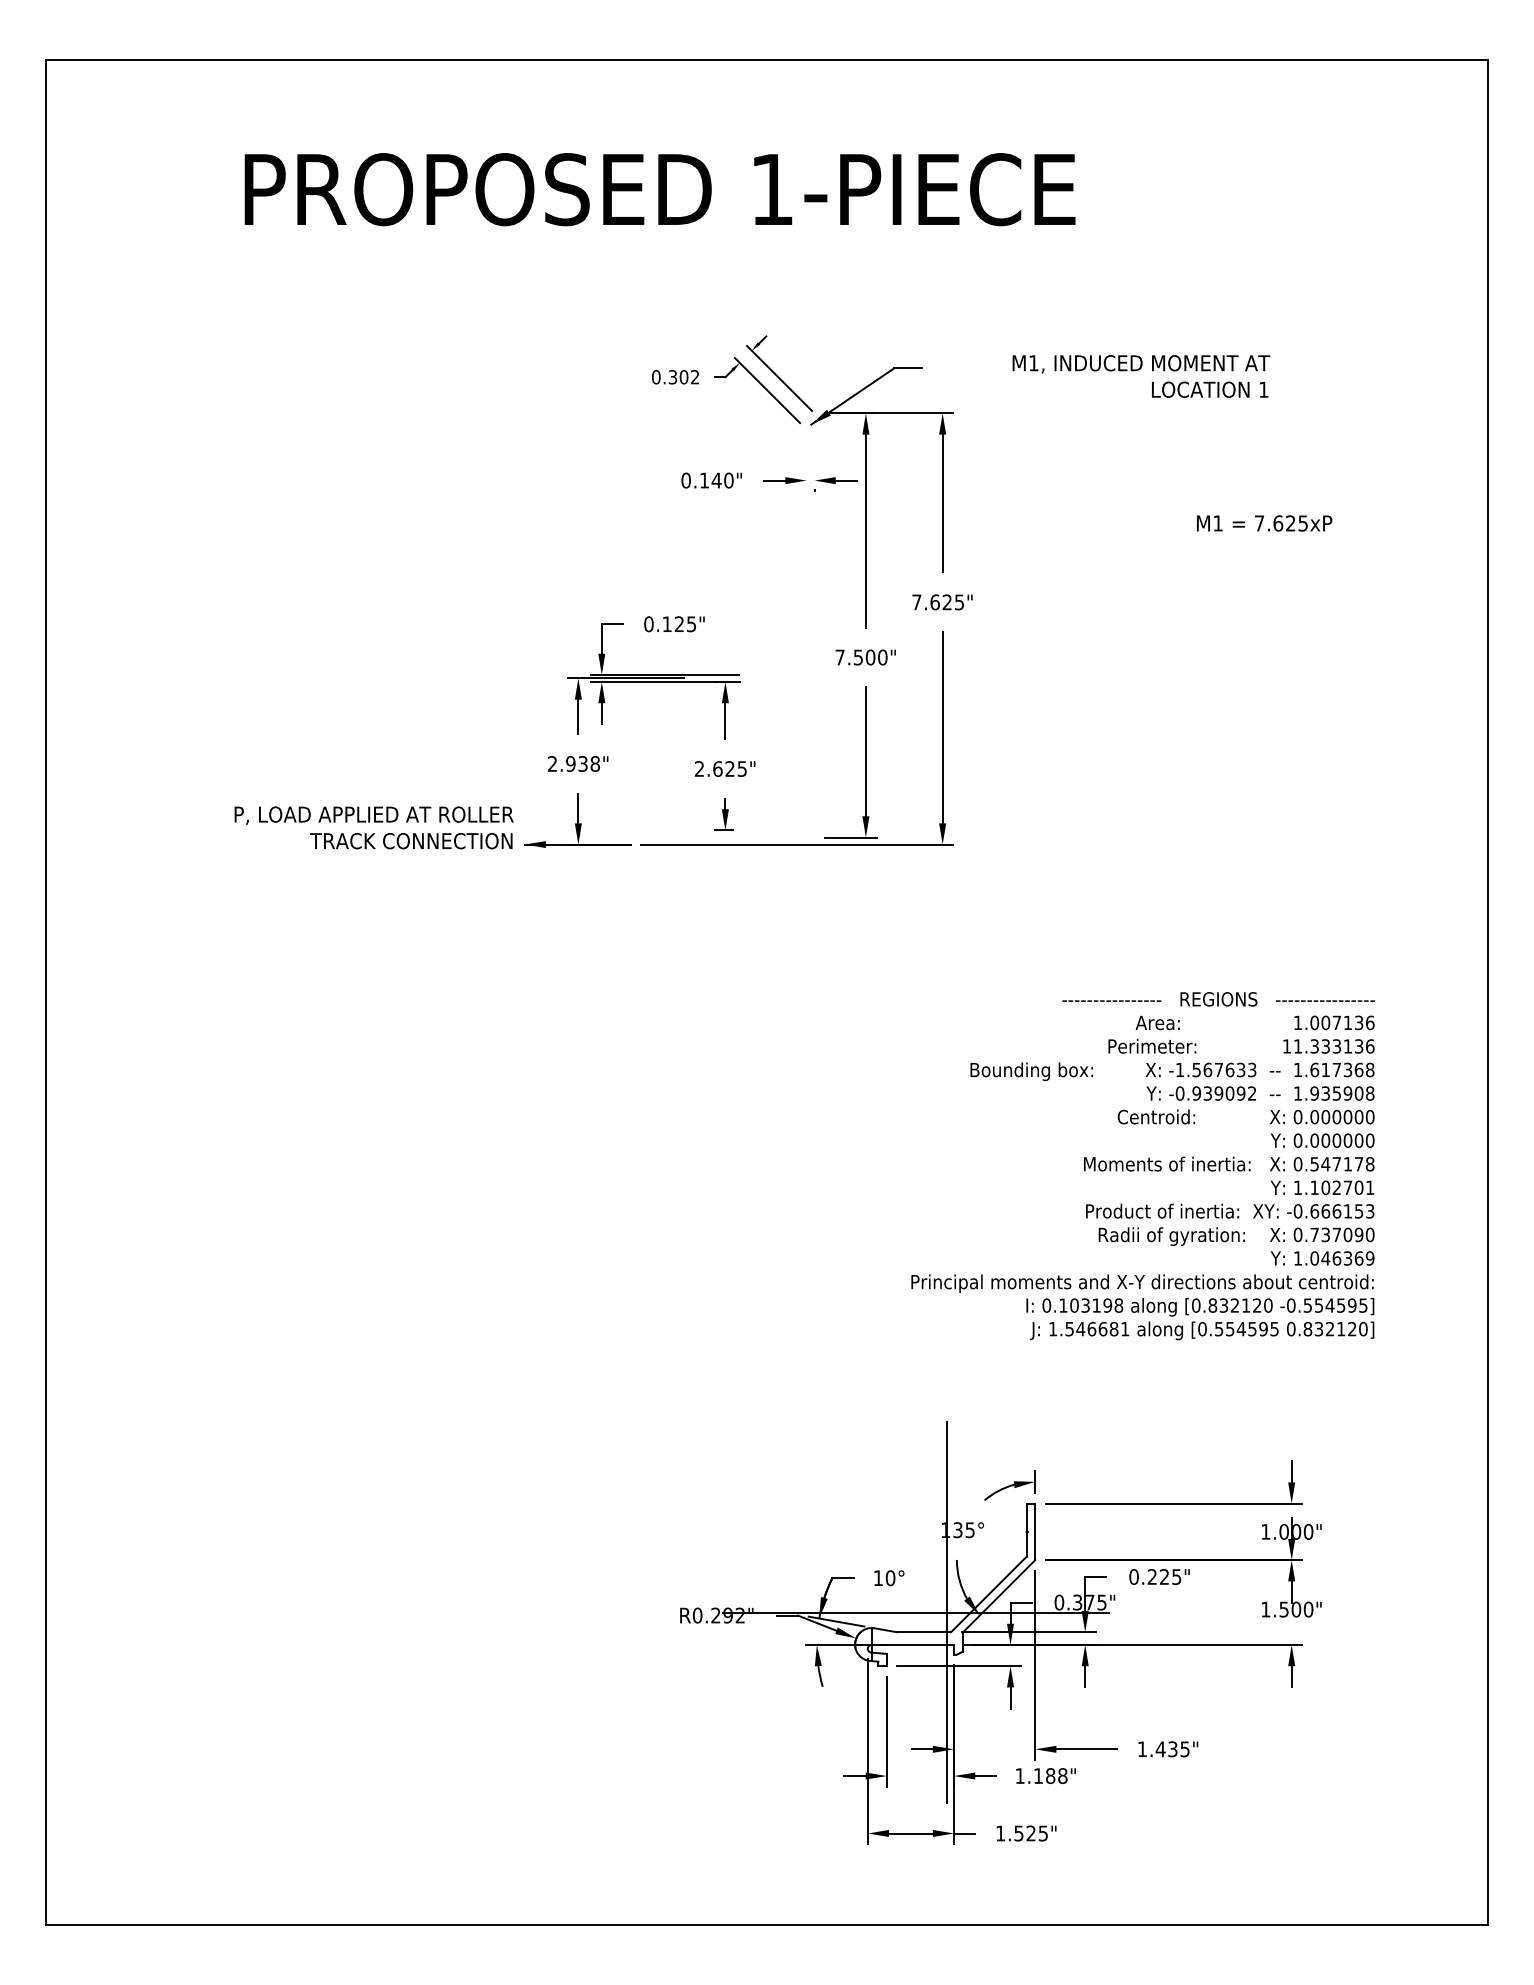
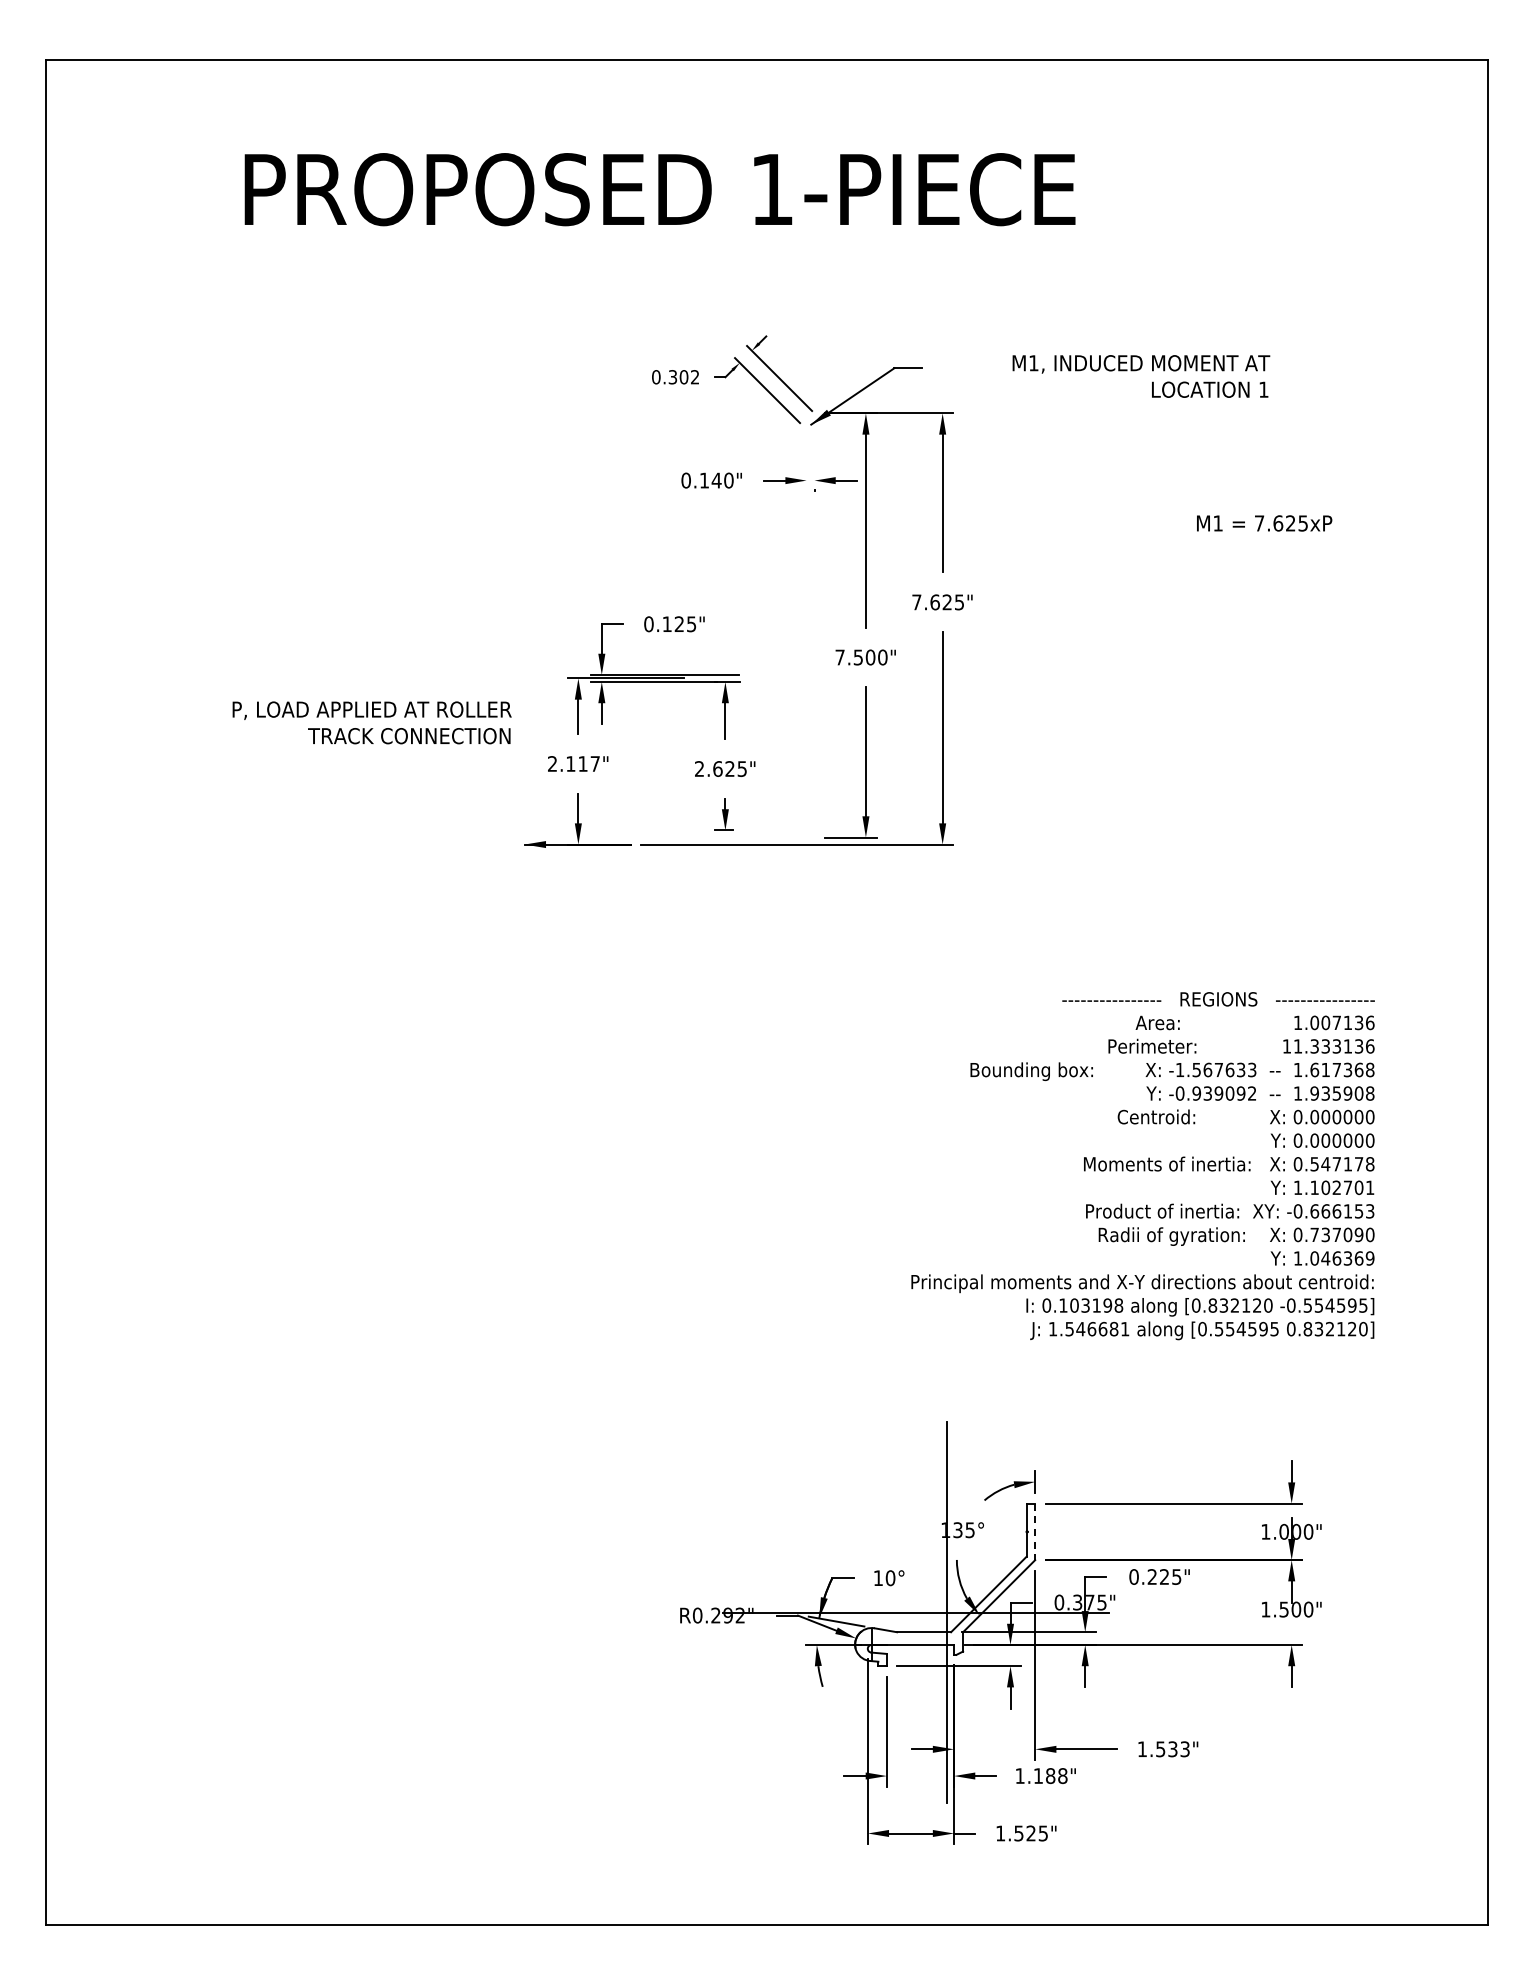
text: 2.938" -> 2.117" (583, 763)
text position: (373, 827) -> (371, 722) (371, 722)
line: solid -> dashed (1035, 1532)
text: 1.435" -> 1.533" (1172, 1749)
